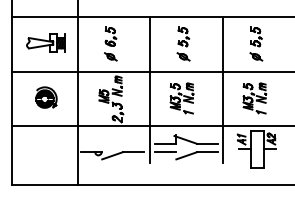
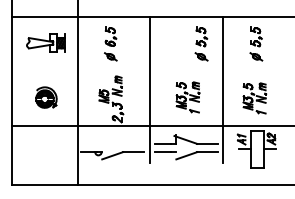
part position: (183, 43) -> (201, 43) (201, 43)
line: present -> none (151, 71)
part position: (181, 98) -> (187, 97) (187, 97)
